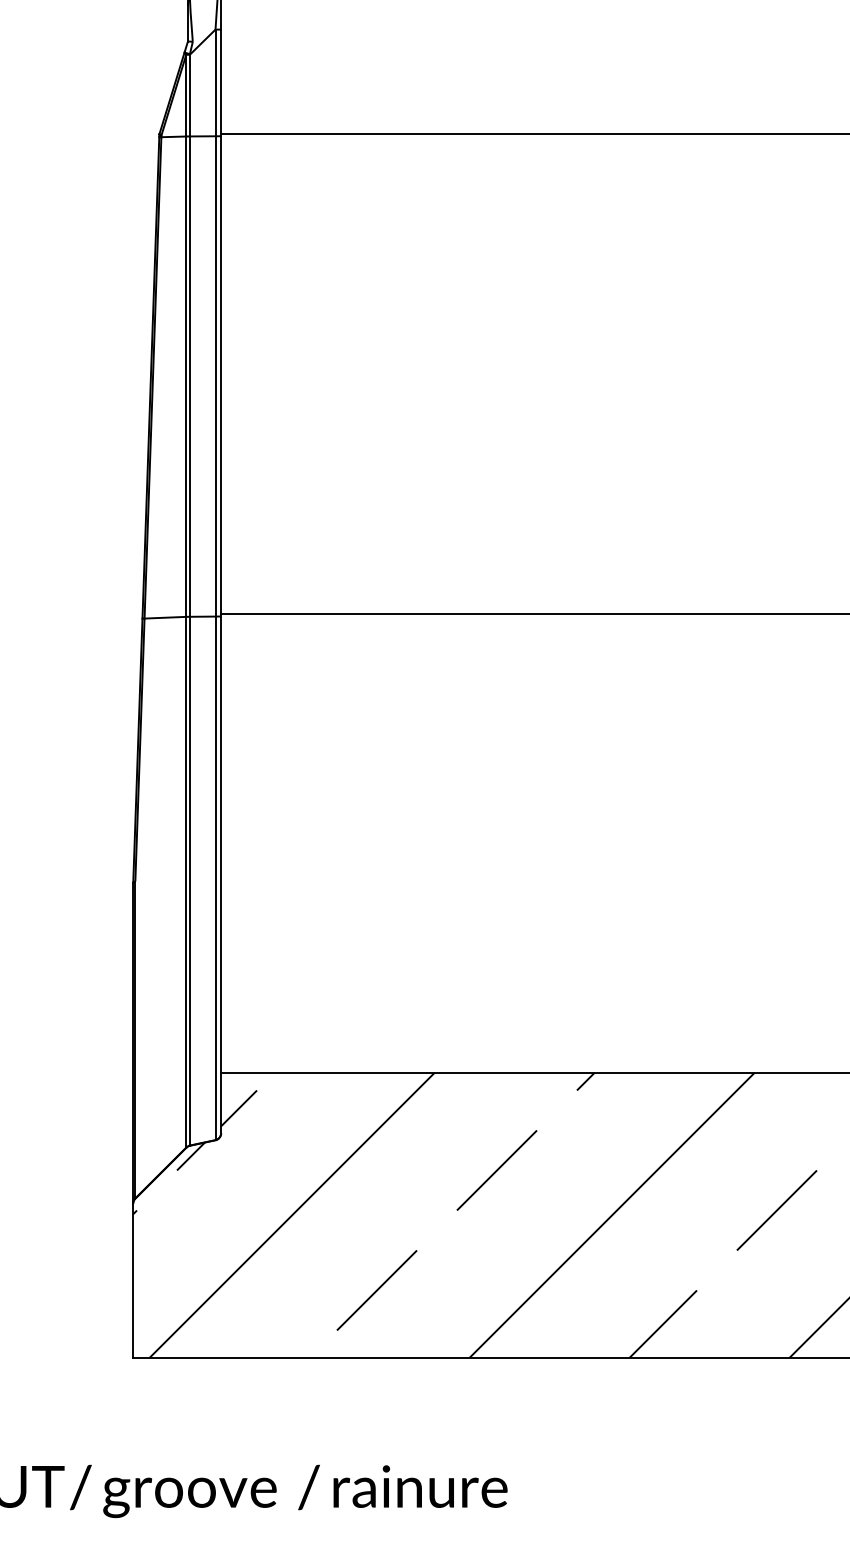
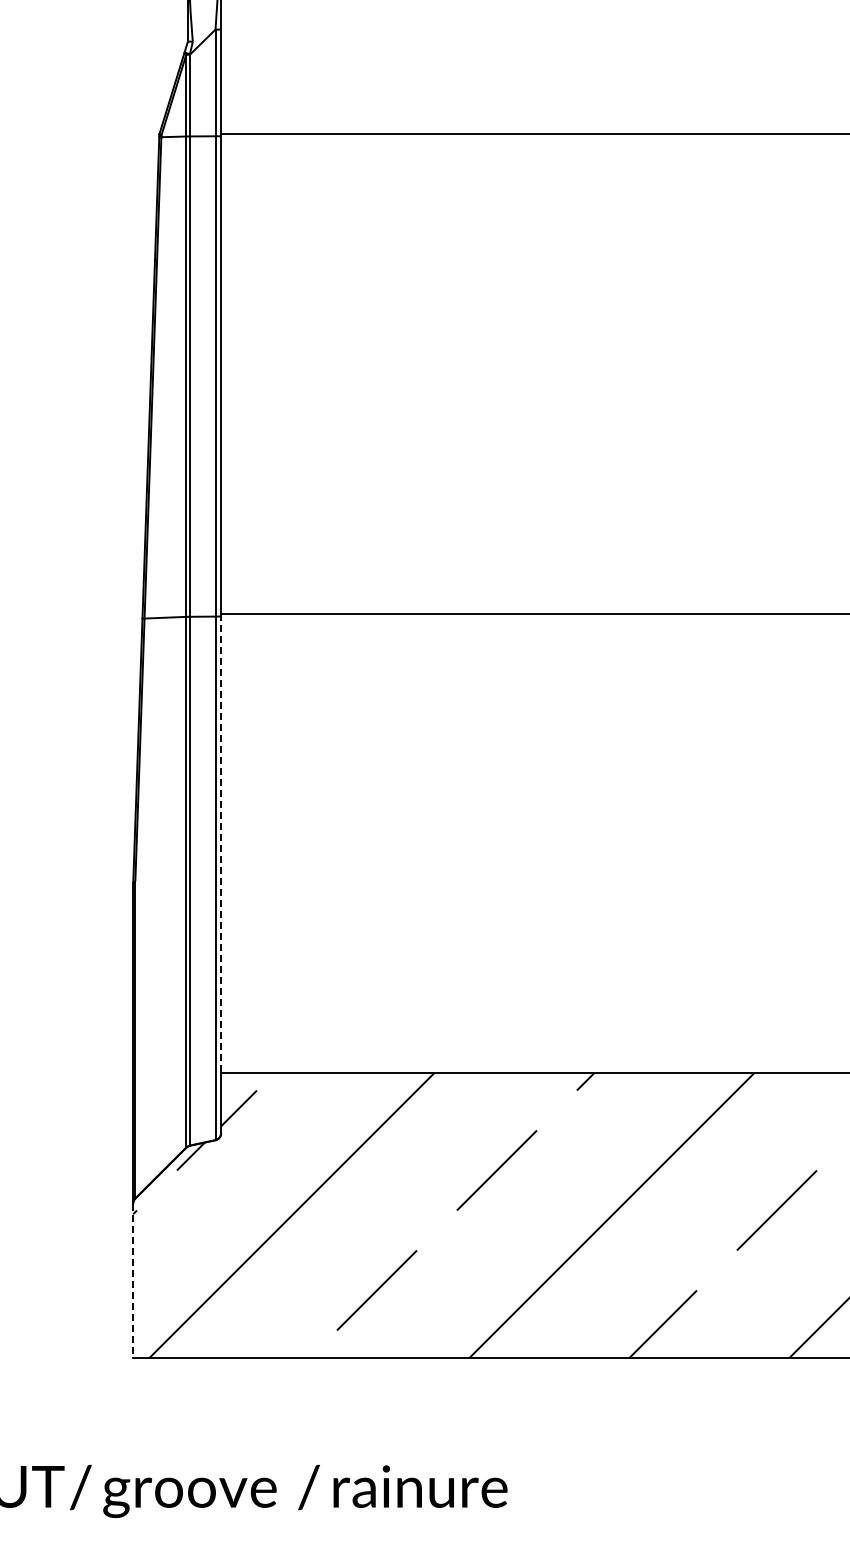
line: solid -> dashed (221, 843)
line: solid -> dashed (133, 1280)
